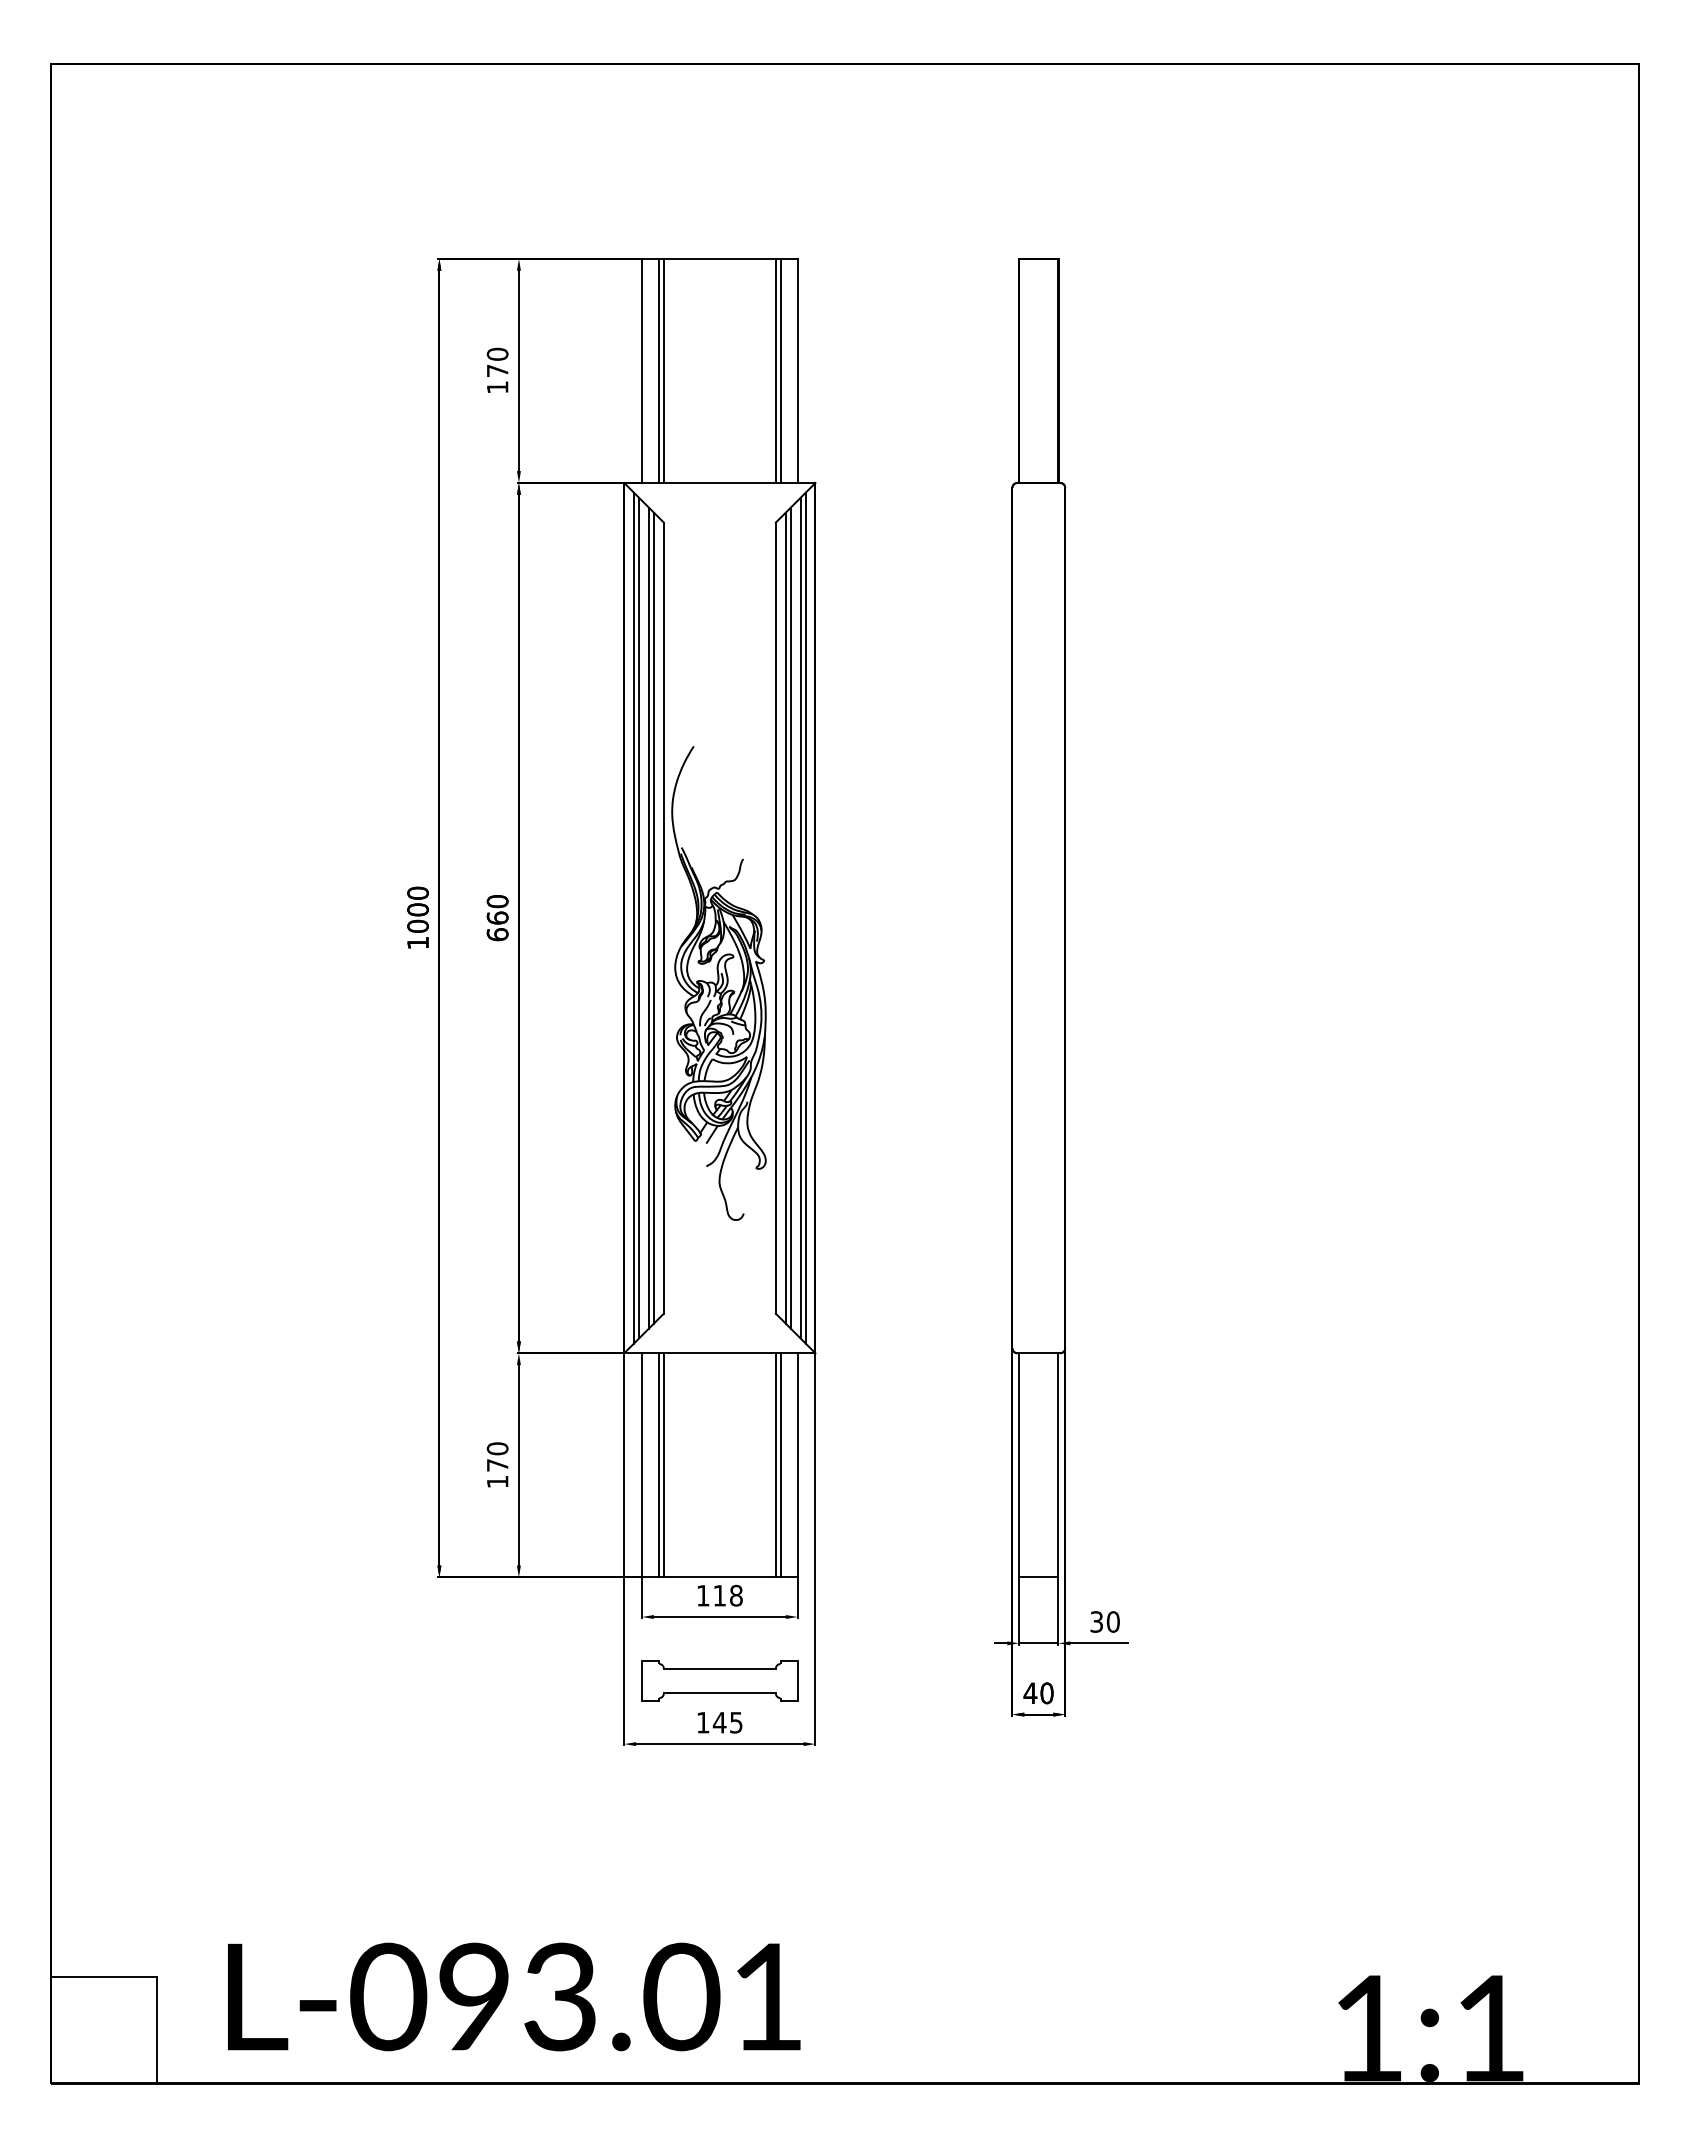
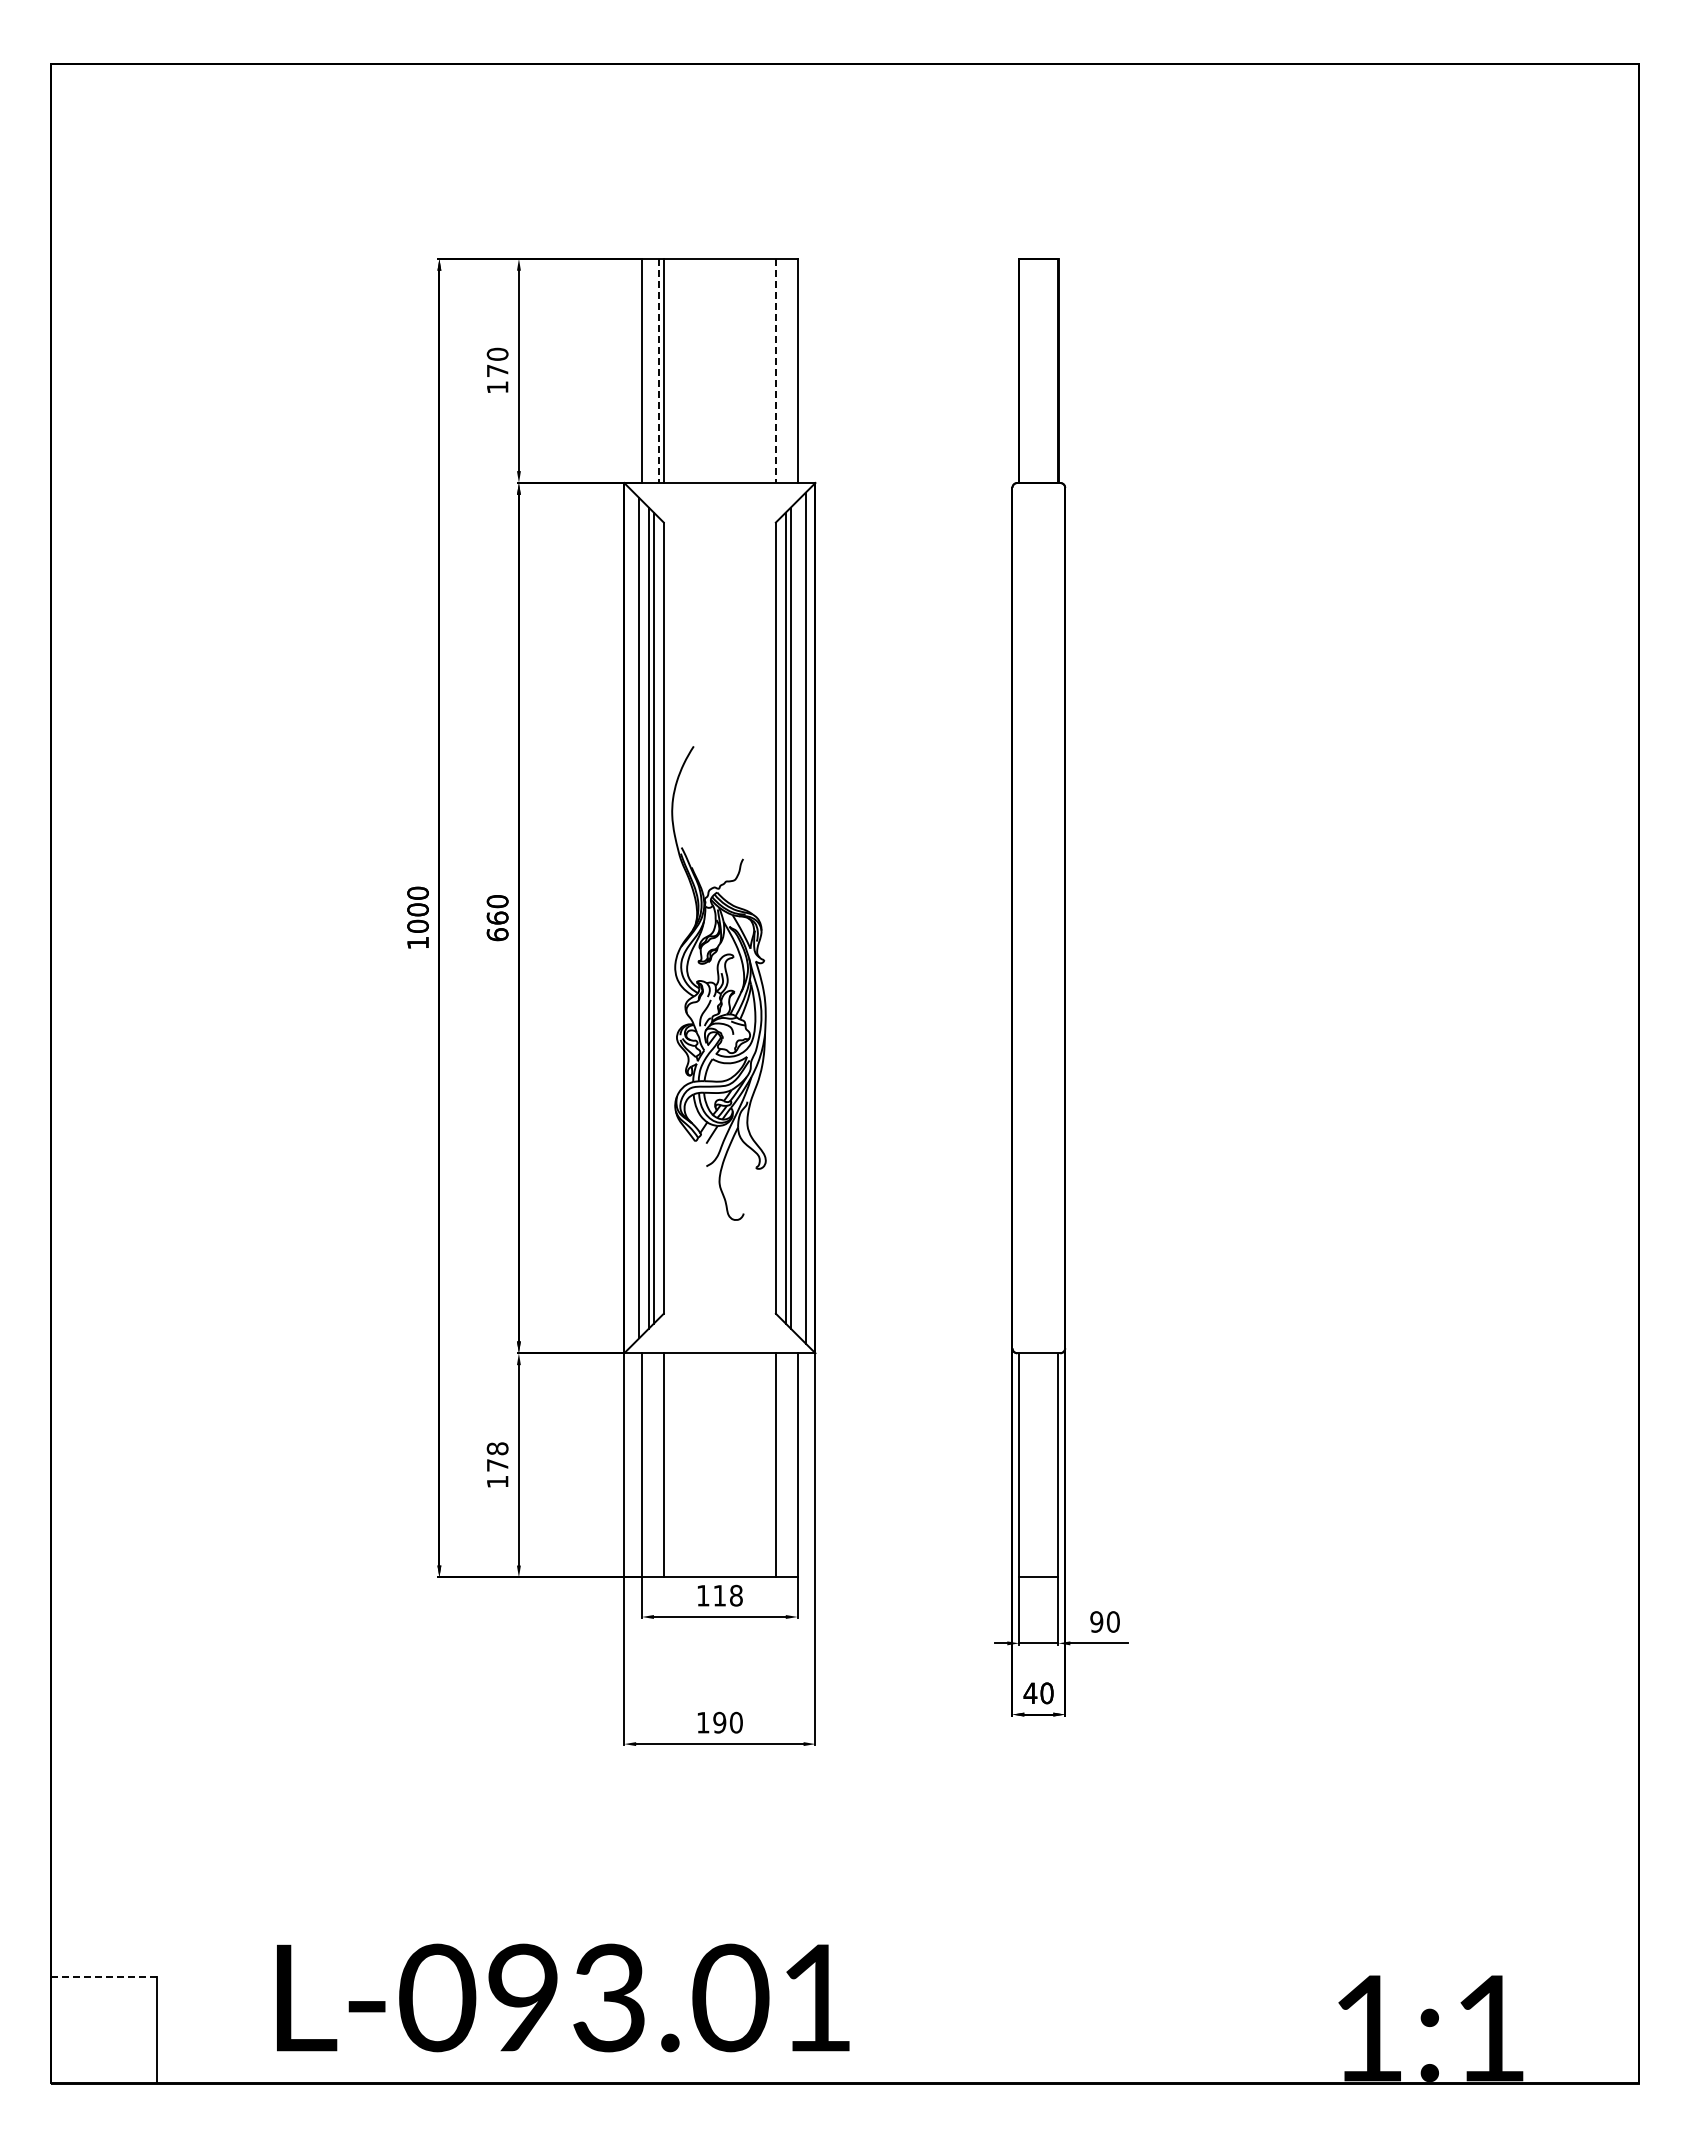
line: present -> none (780, 370)
line: solid -> dashed (659, 371)
line: solid -> dashed (775, 371)
line: present -> none (633, 917)
line: present -> none (800, 917)
text: 170 -> 178 (497, 1448)
line: present -> none (659, 1465)
line: present -> none (780, 1465)
text: 30 -> 90 (1096, 1621)
part: present -> none (719, 1680)
text: 145 -> 190 (727, 1722)
line: solid -> dashed (104, 1977)
text position: (514, 1996) -> (563, 1997) (563, 1997)
